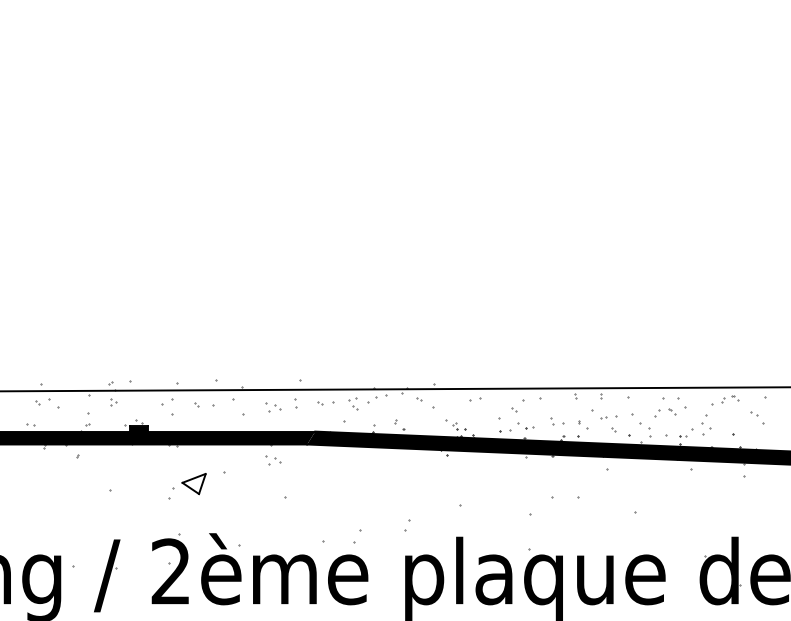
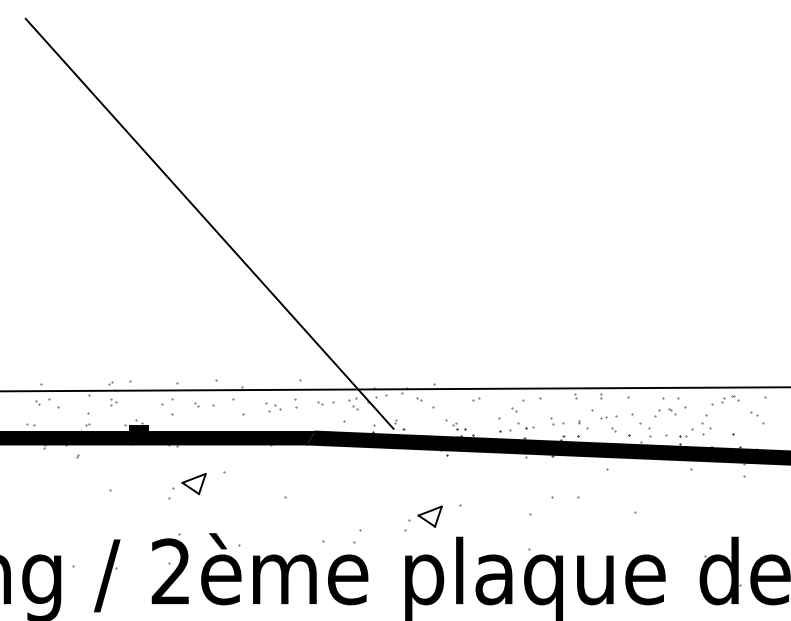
line: none -> present (209, 223)
part size: 13x5 px -> 9x5 px (476, 399)
part: present -> none (273, 460)
part: none -> present (429, 516)
